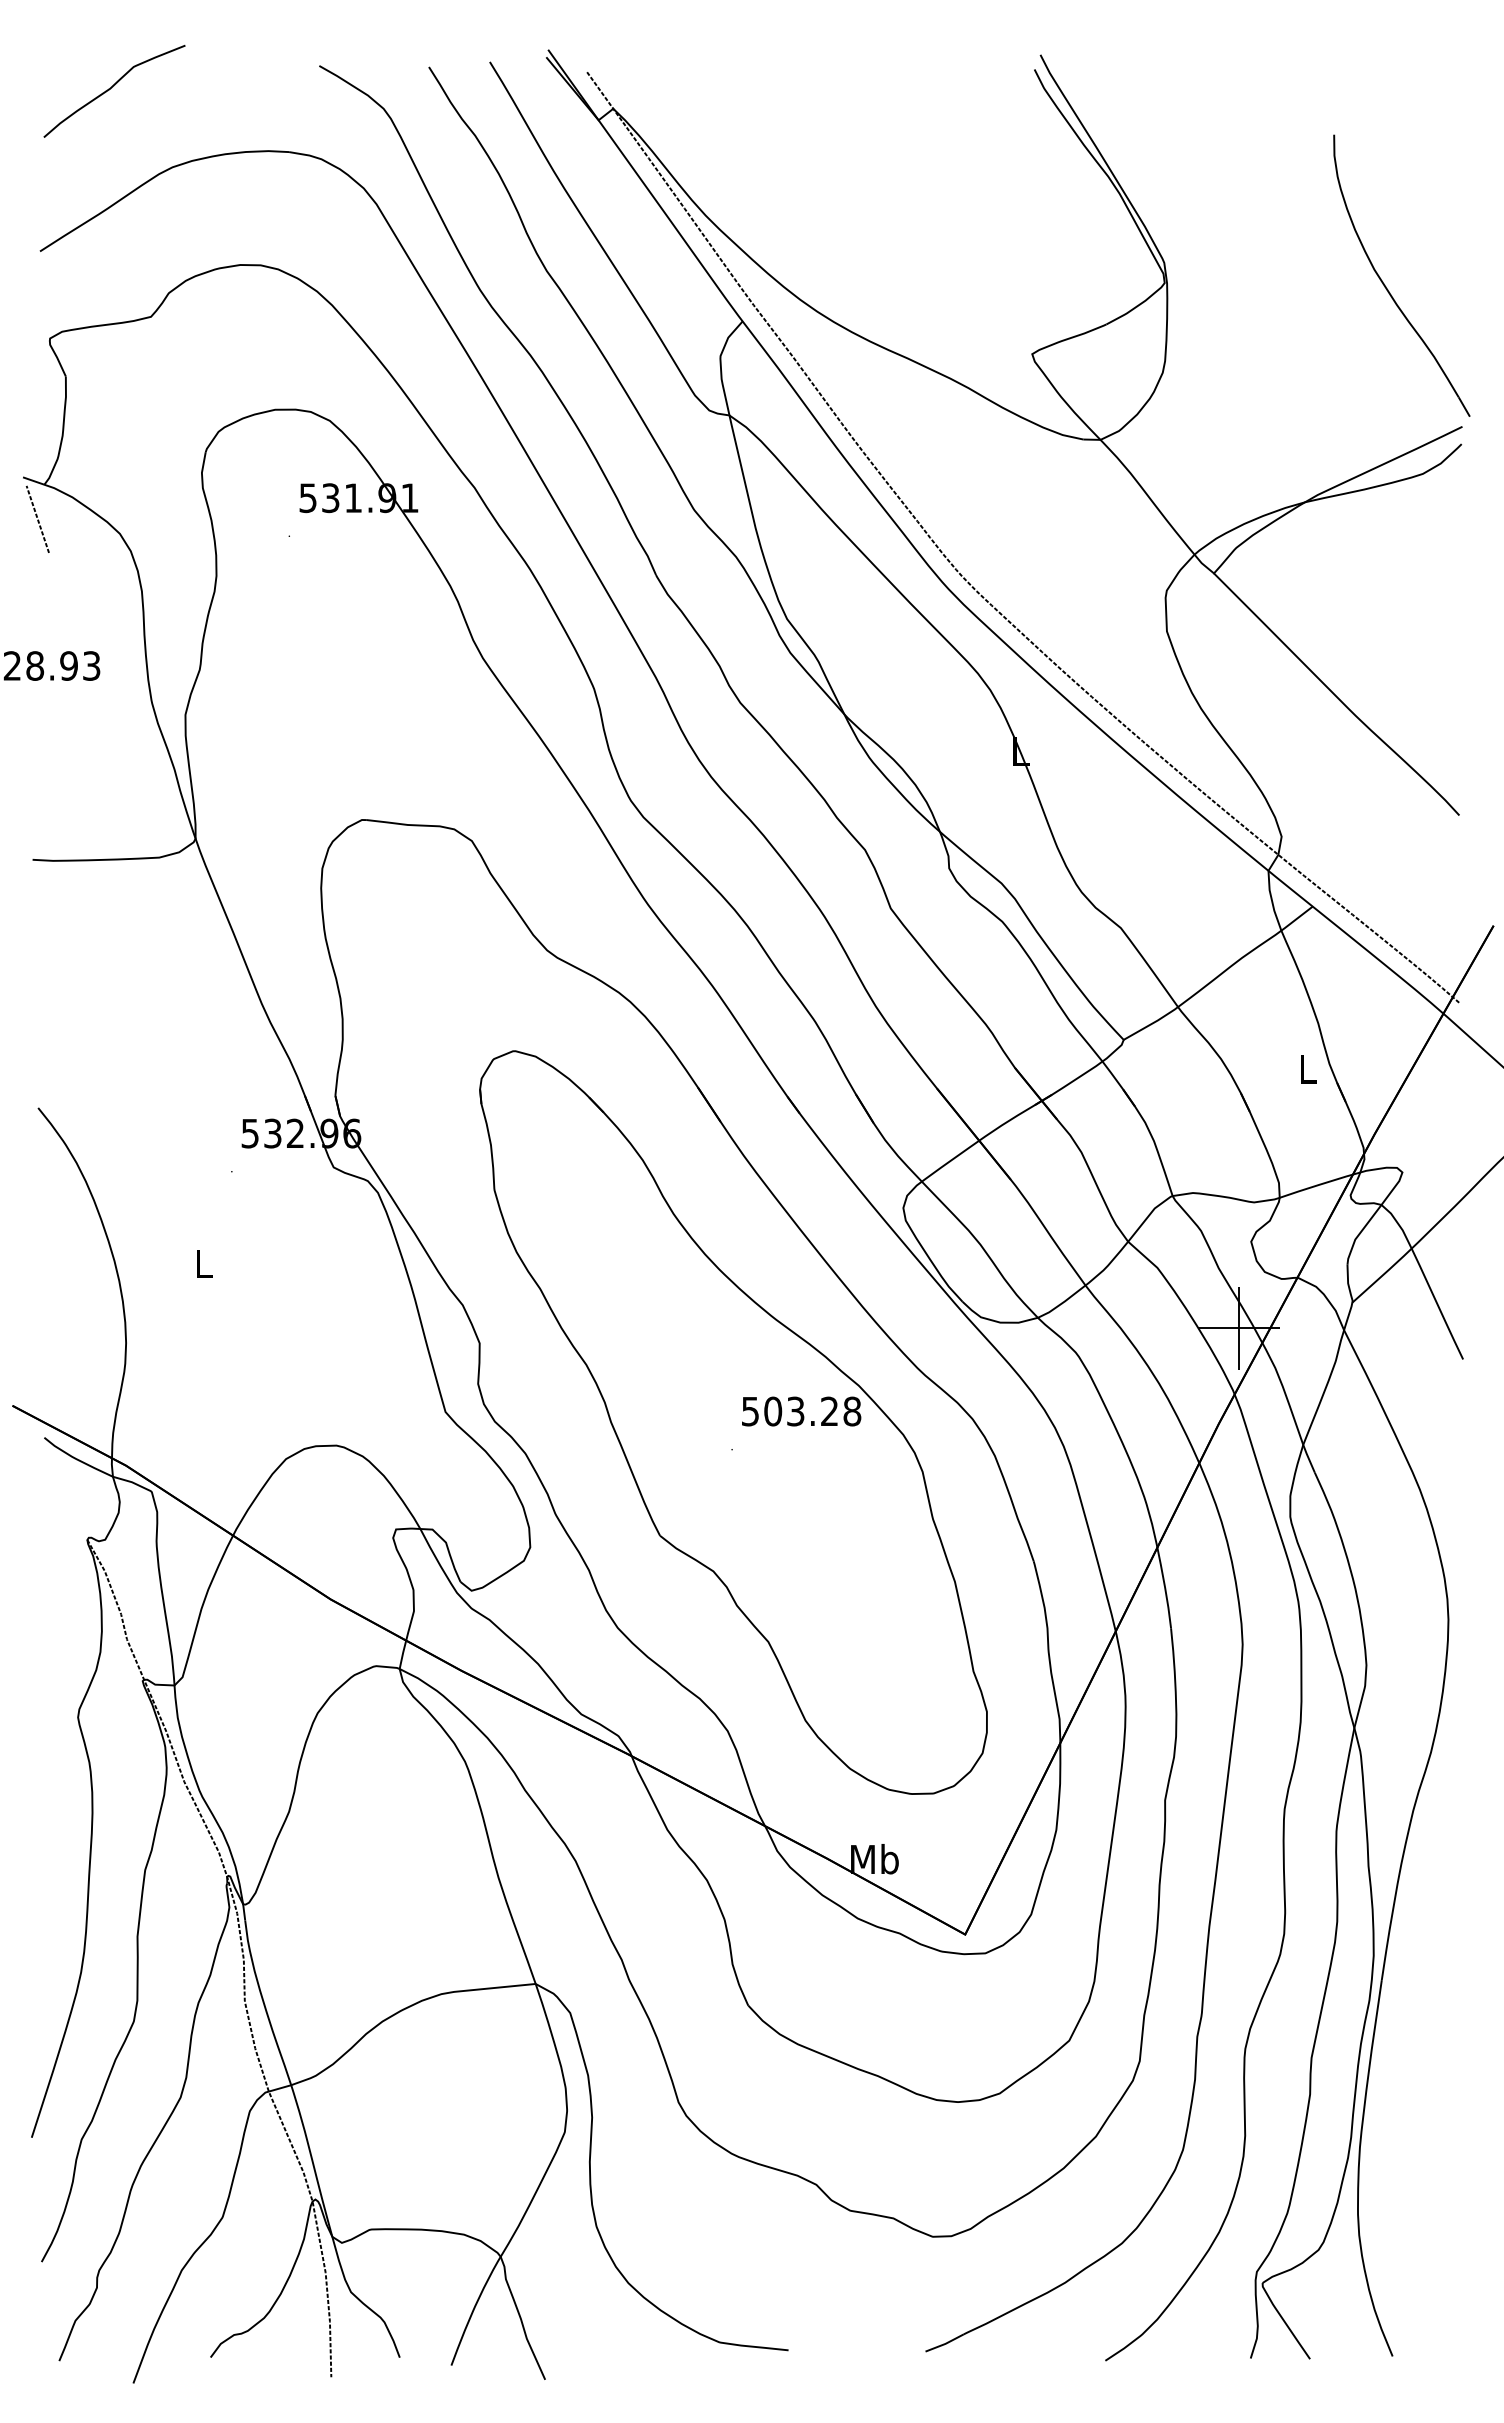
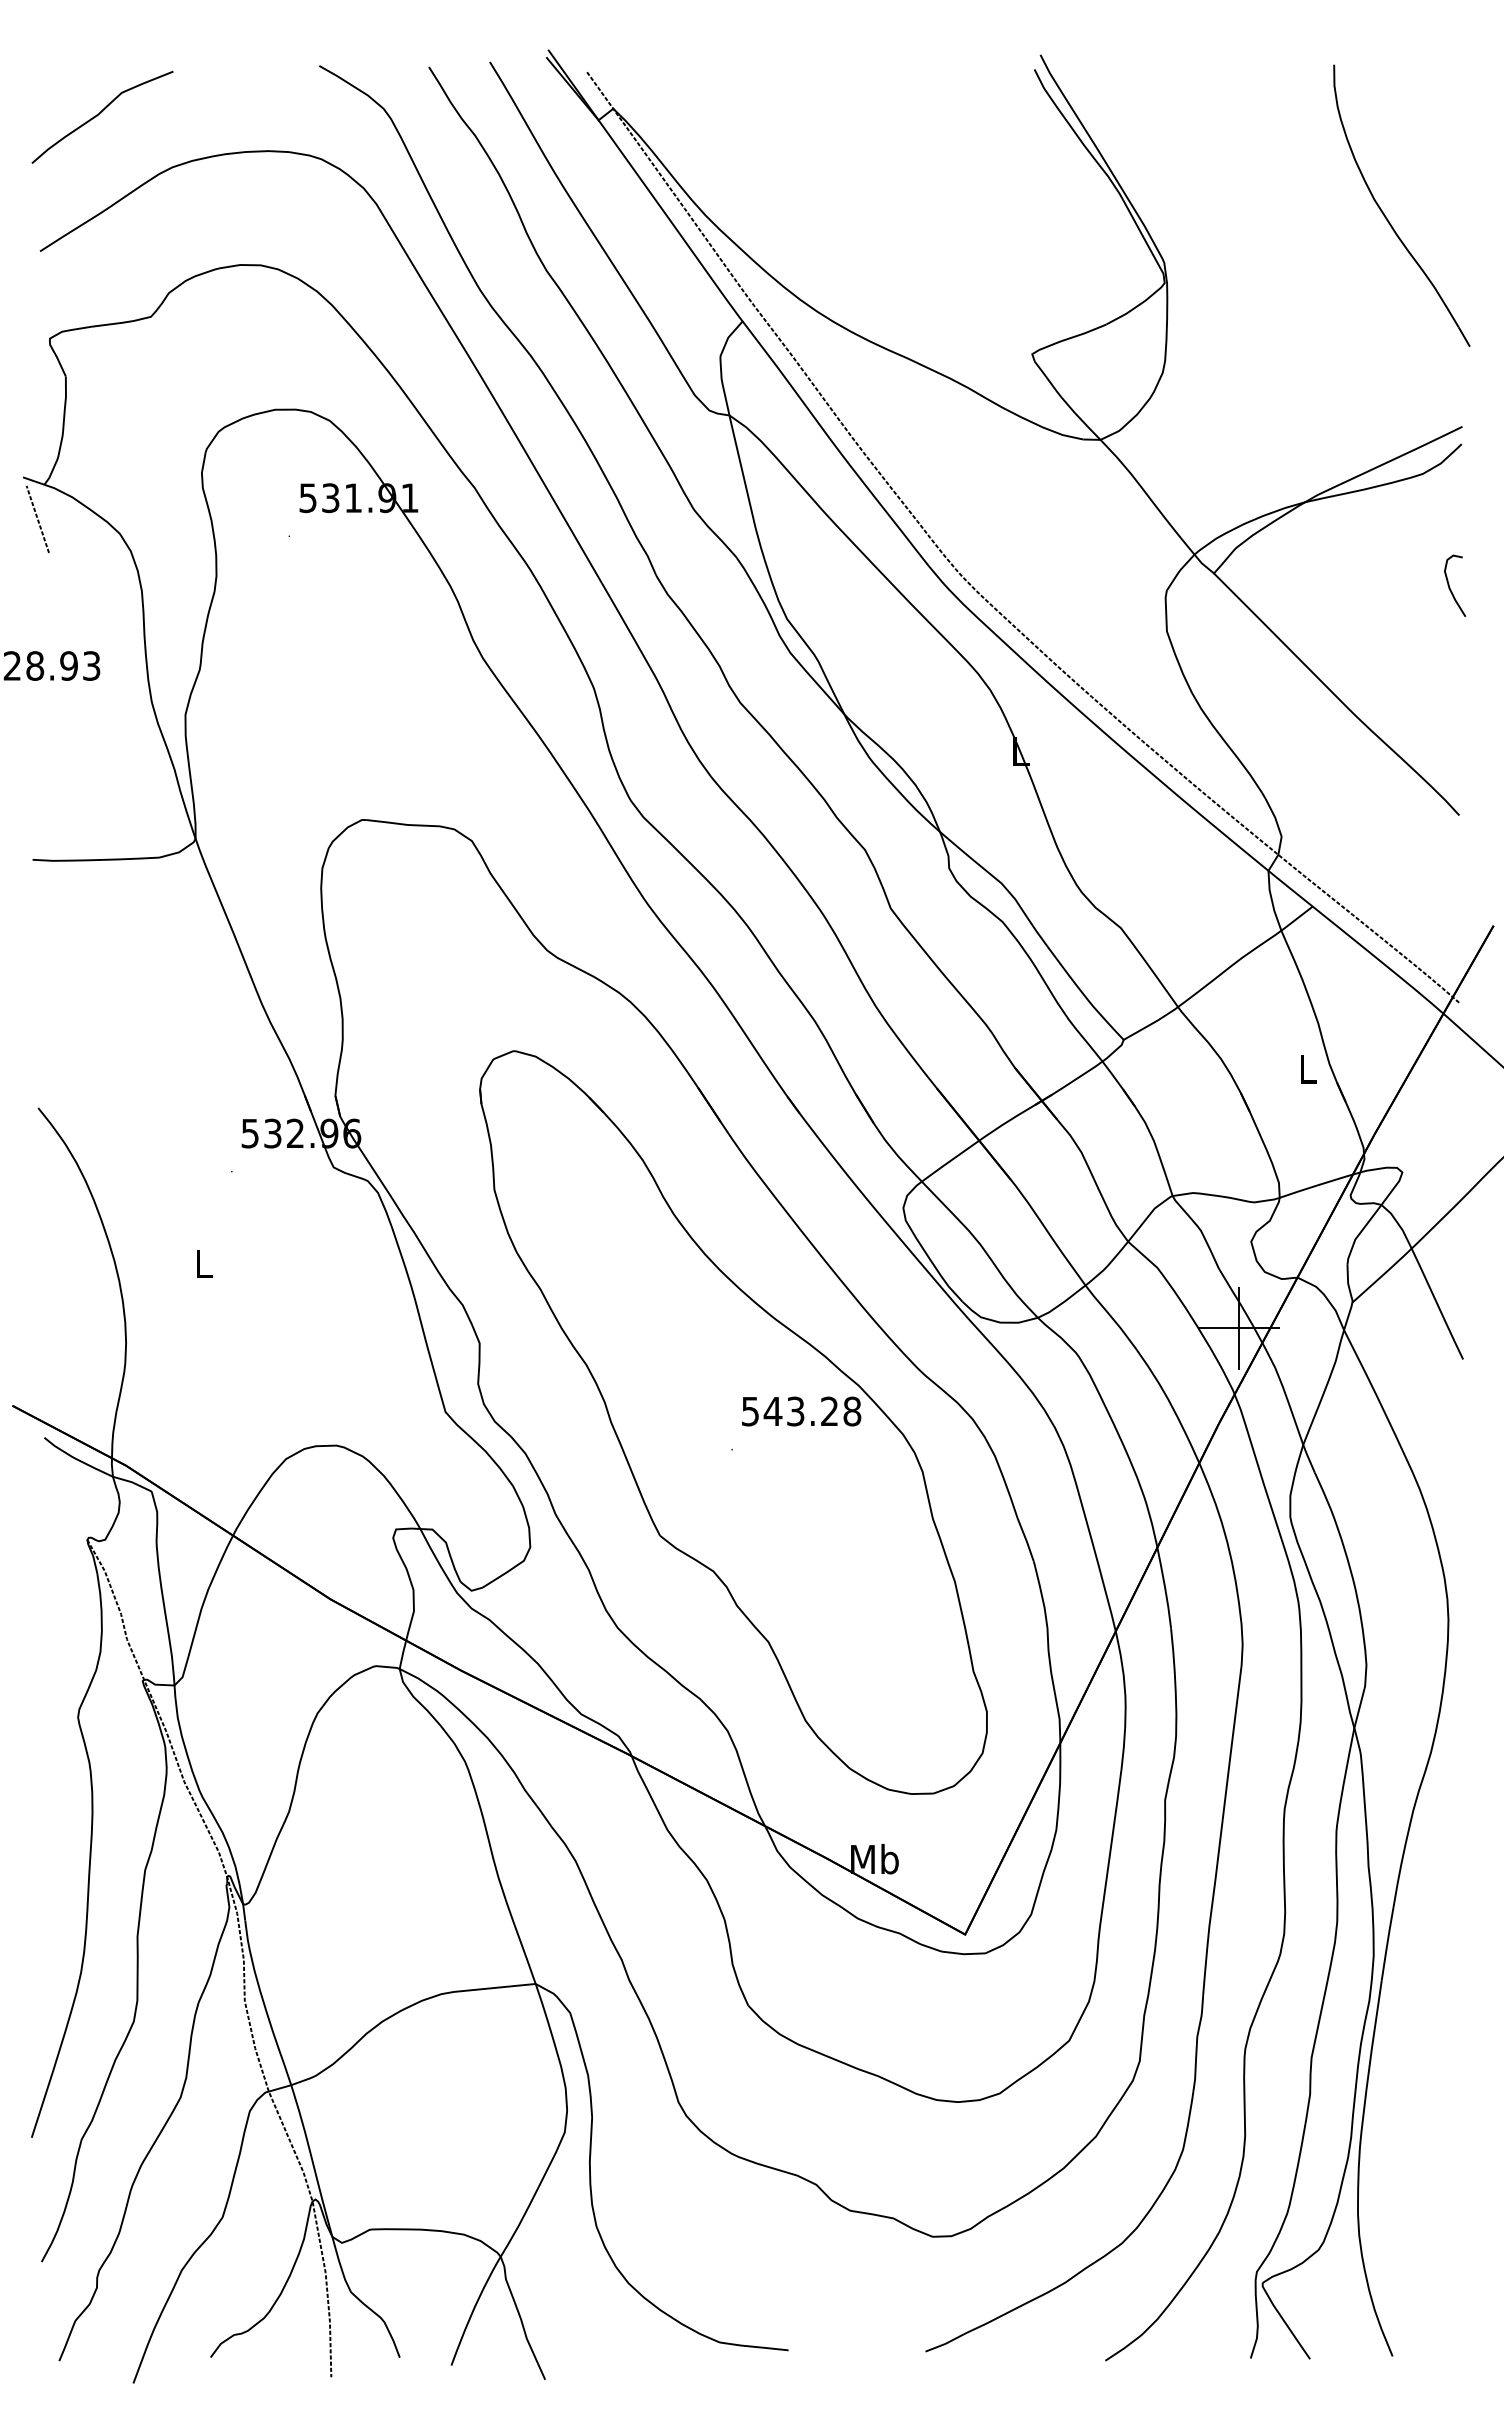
curve position: (111, 88) -> (99, 114) (99, 114)
part position: (1386, 286) -> (1386, 216) (1386, 216)
curve: none -> present (1450, 587)
text: 503.28 -> 543.28 (772, 1411)
